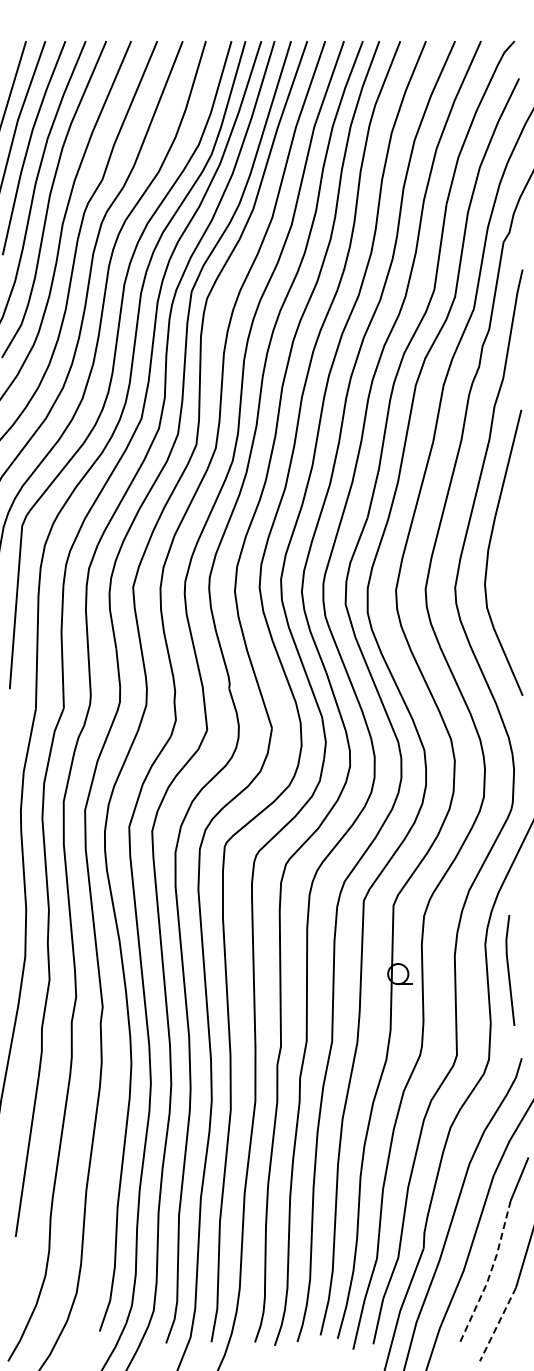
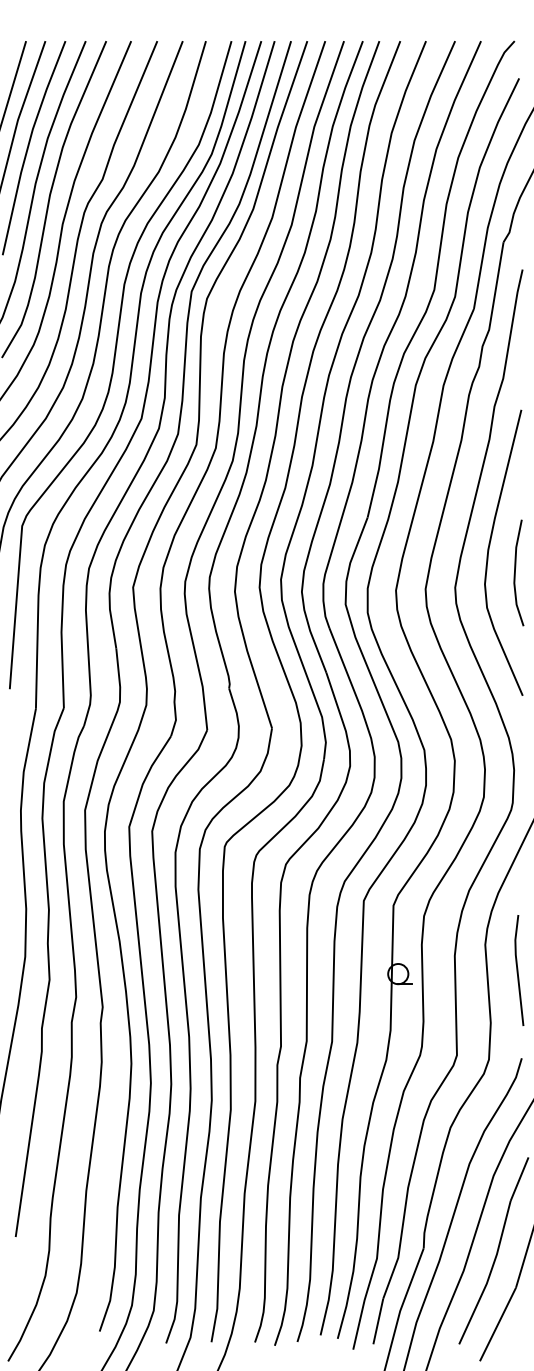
line: none -> present (515, 572)
line position: (509, 970) -> (518, 970) (518, 970)
line: dashed -> solid (489, 1274)
line: dashed -> solid (497, 1324)
